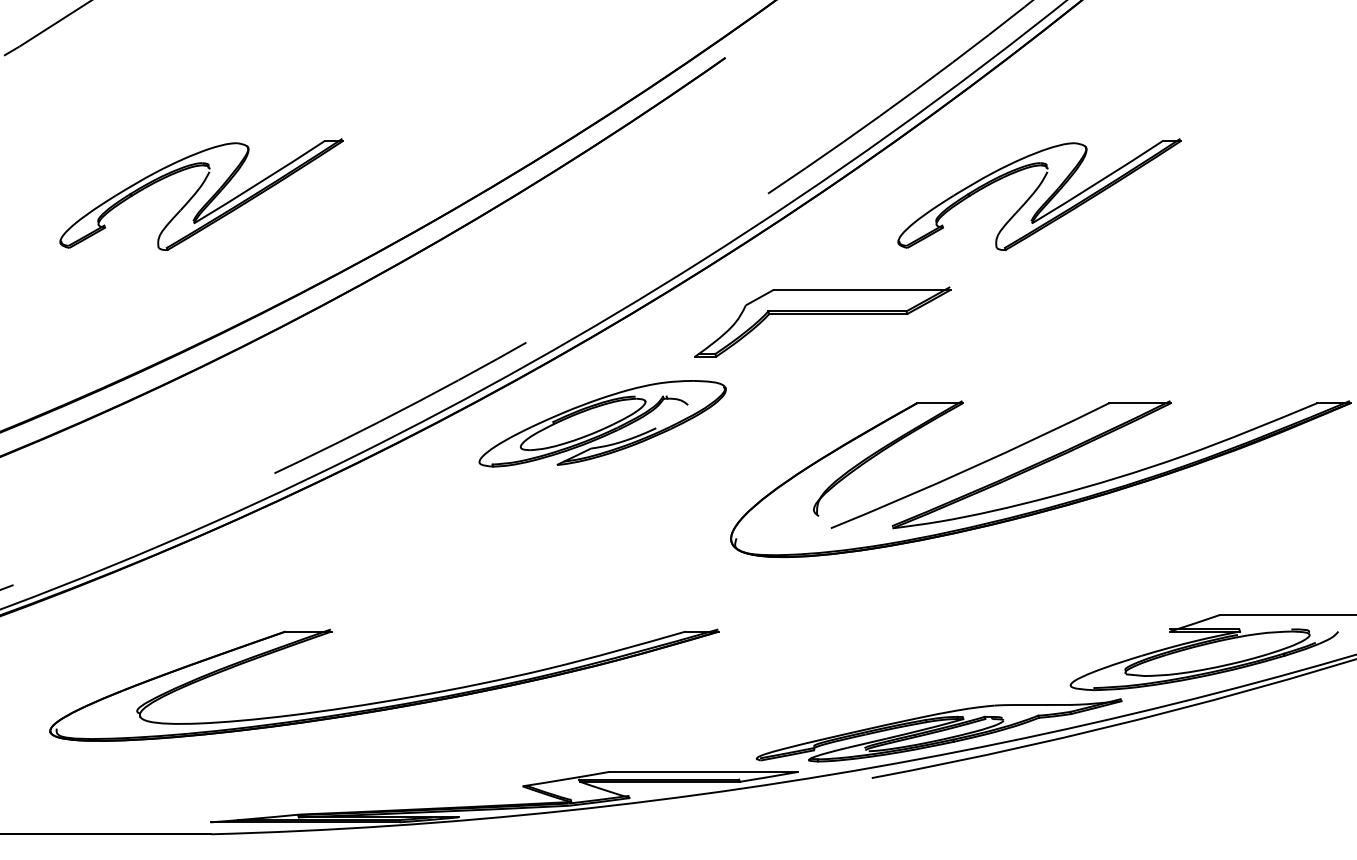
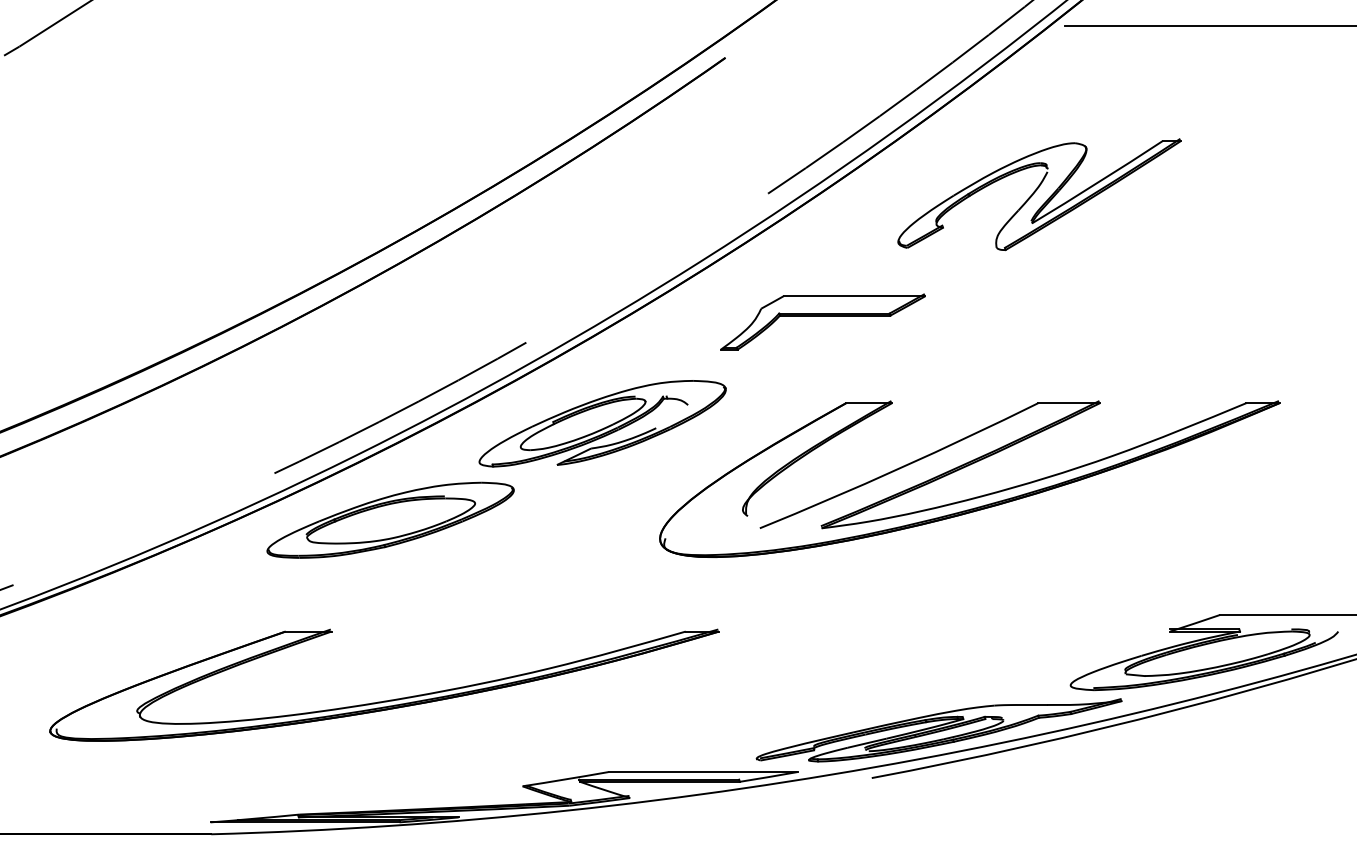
line: none -> present (1209, 25)
part: present -> none (201, 194)
part size: 258x72 px -> 206x58 px (822, 321)
part position: (1037, 467) -> (966, 467) (966, 467)
part: none -> present (390, 519)
